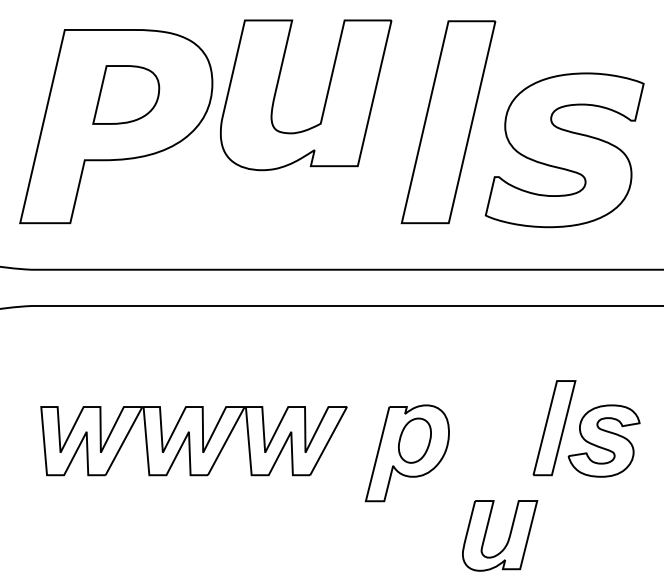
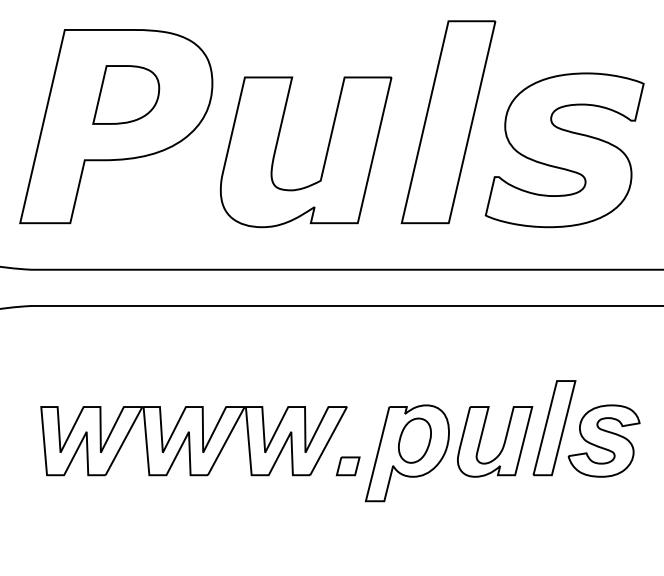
part position: (325, 97) -> (325, 154) (325, 154)
part: none -> present (347, 466)
part position: (508, 536) -> (503, 442) (503, 442)
